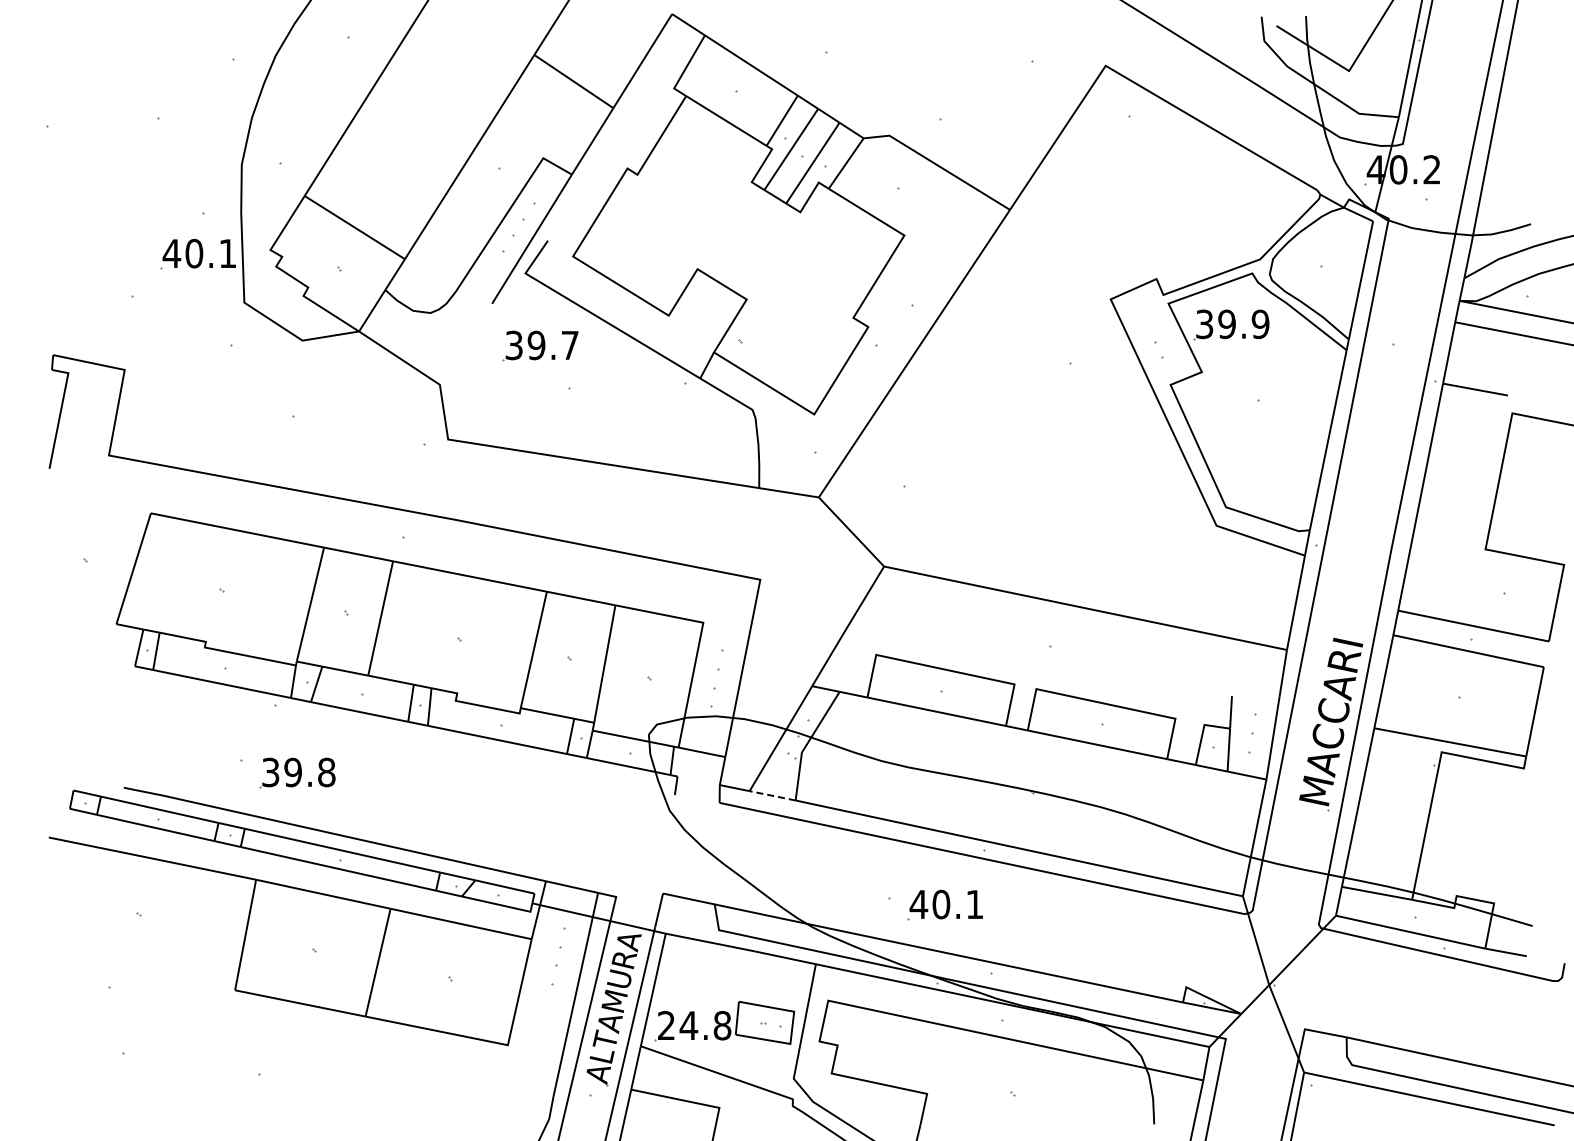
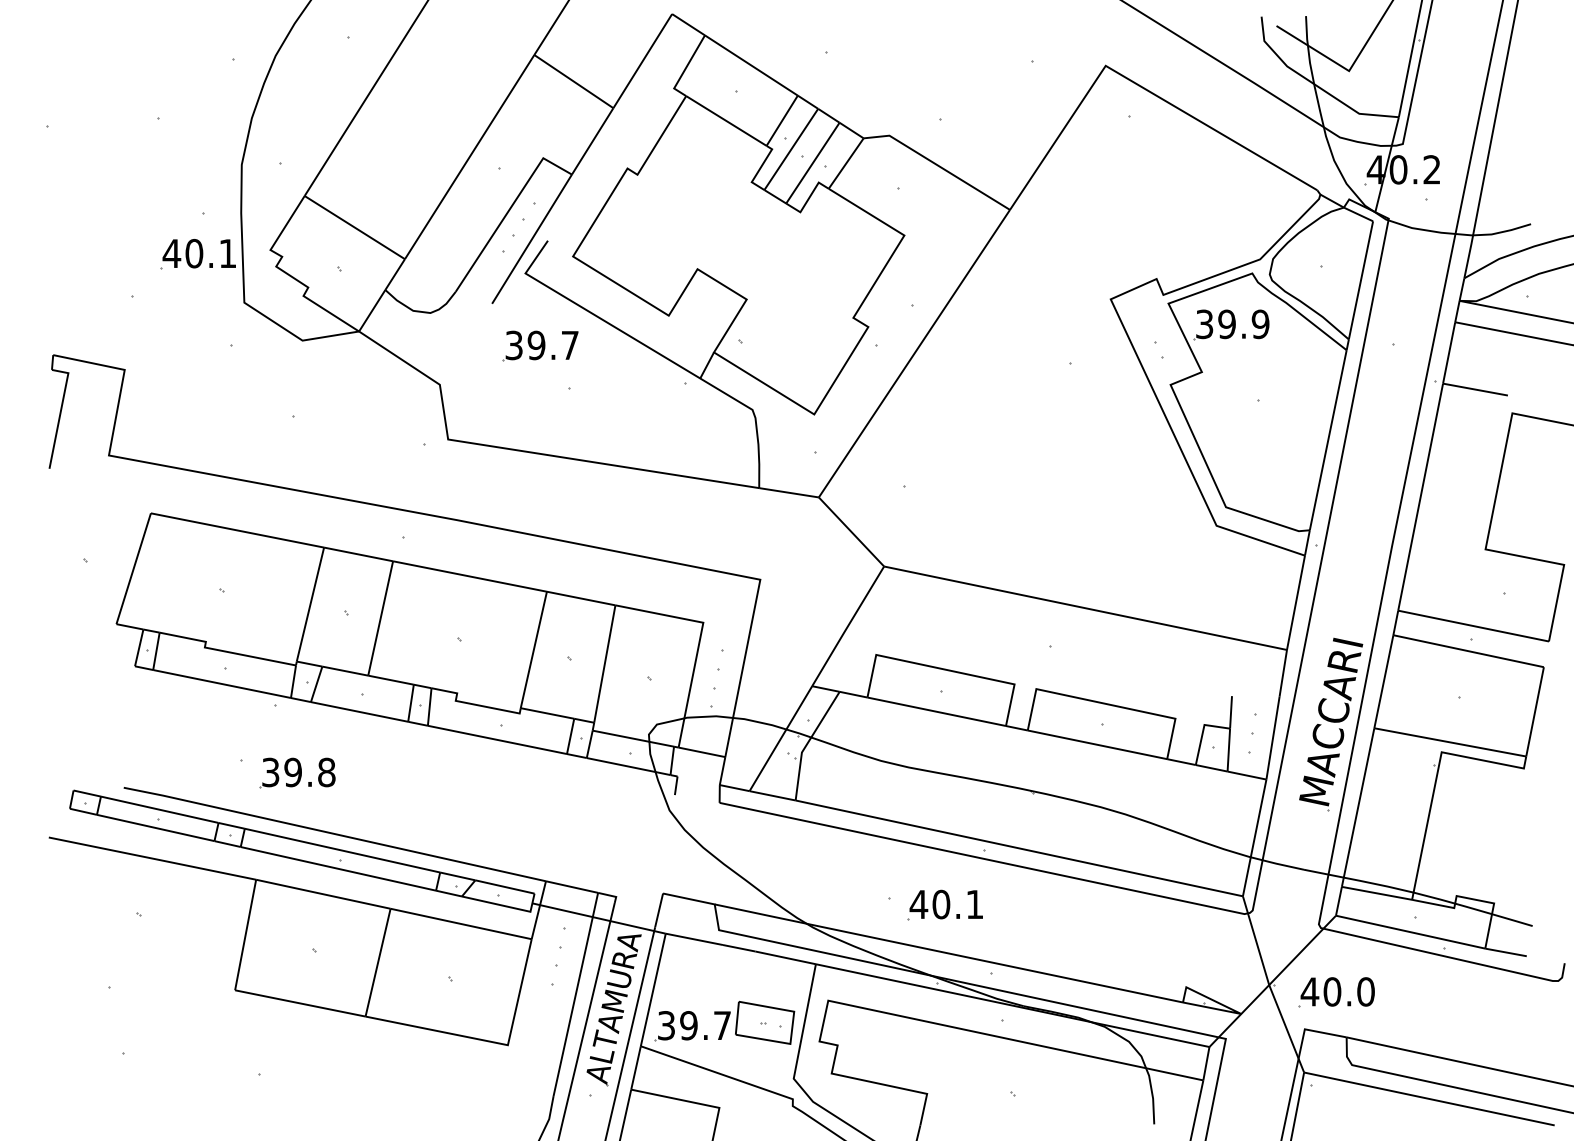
line: dashed -> solid (772, 795)
part: none -> present (1336, 992)
text: 24.8 -> 39.7 (694, 1025)
